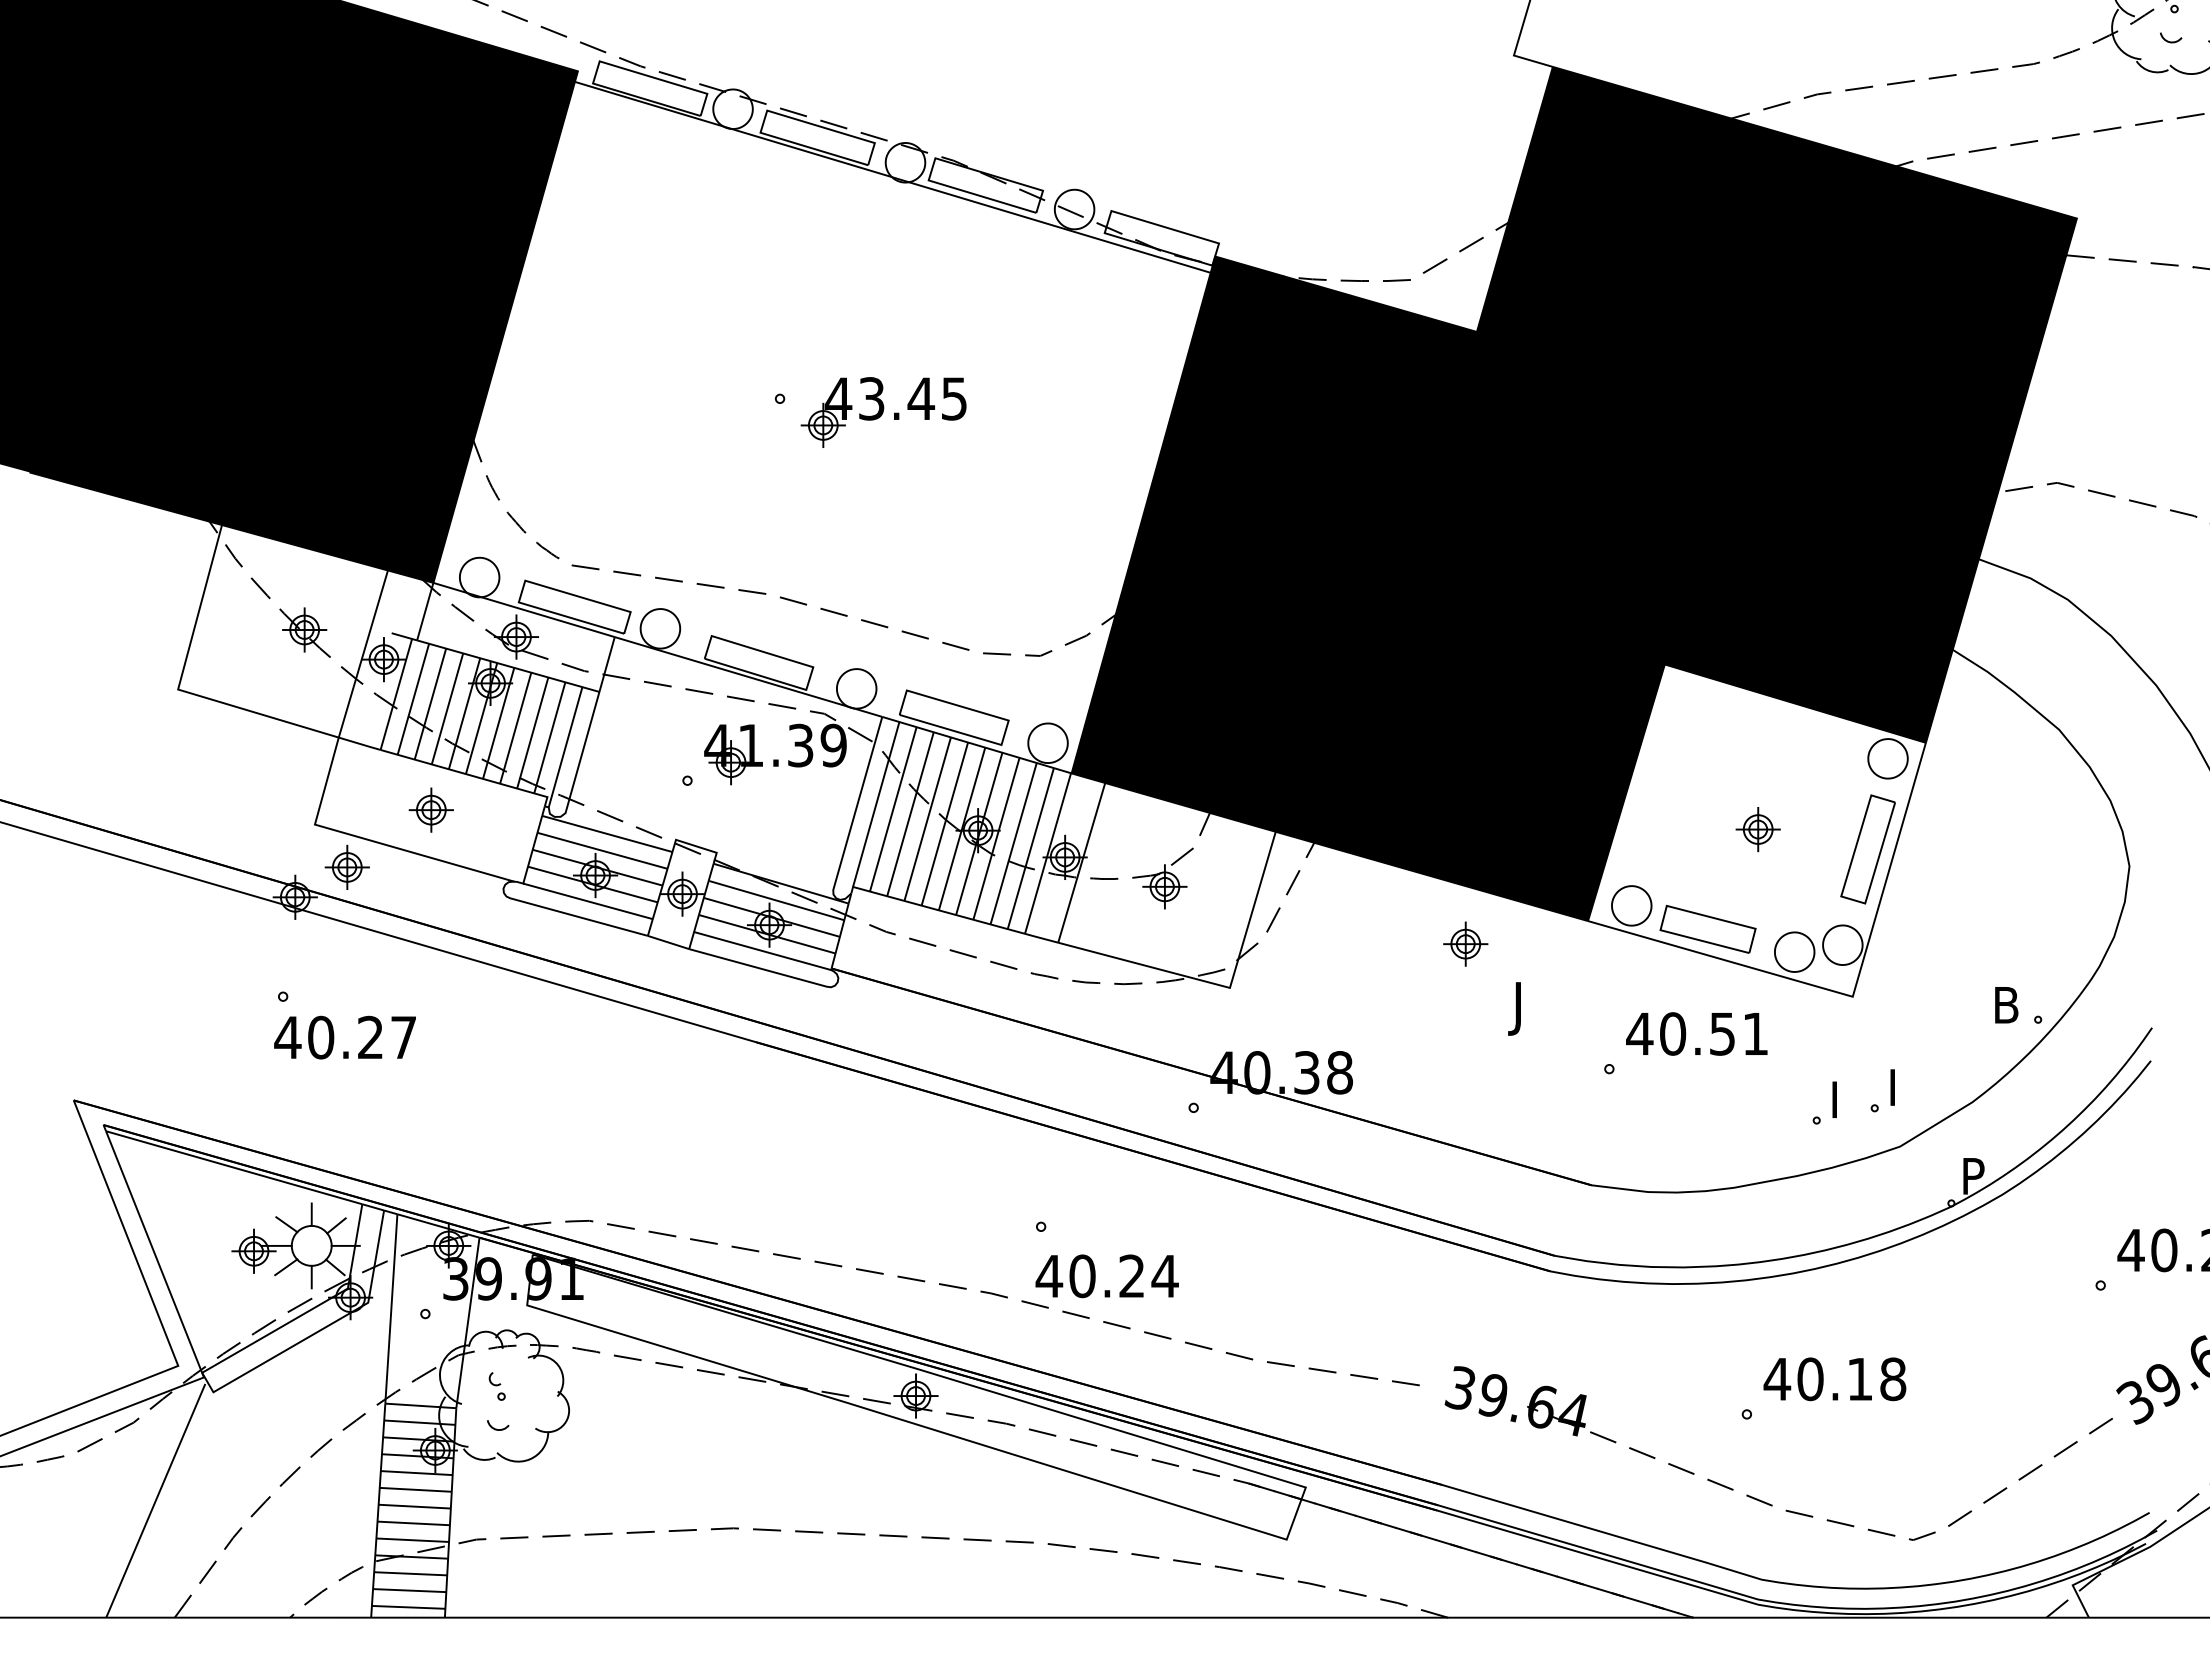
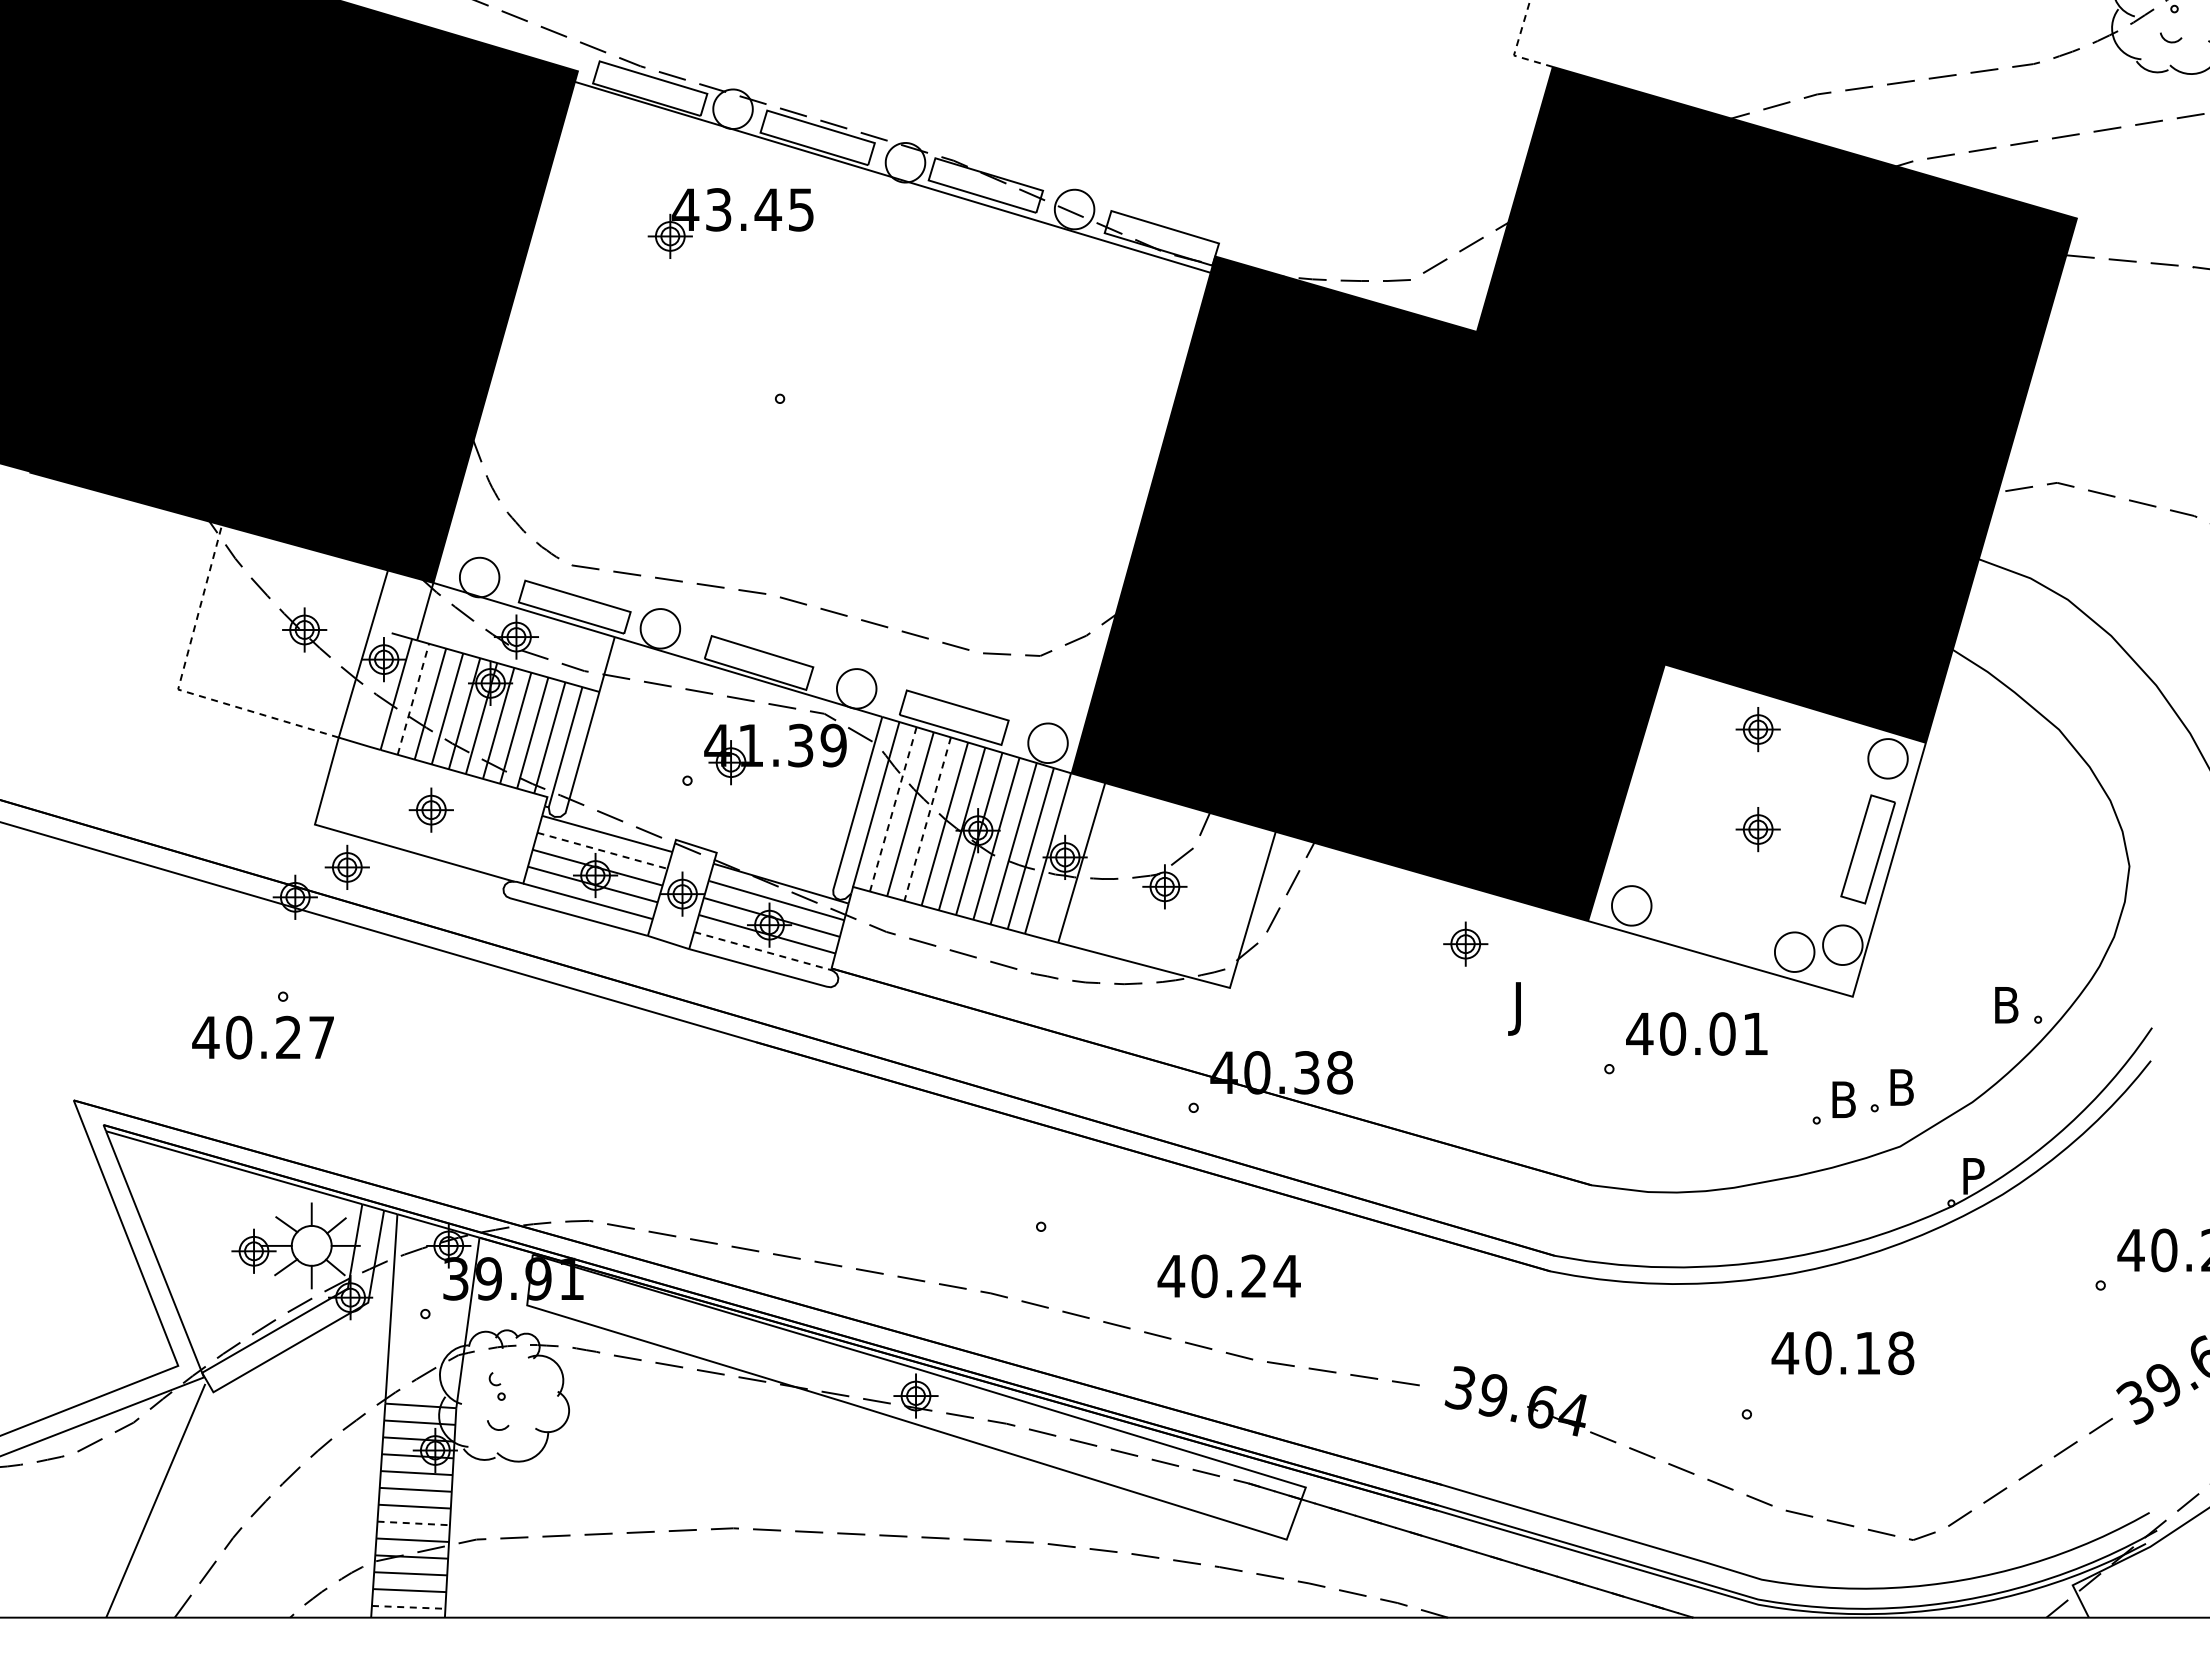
line: solid -> dashed (1516, 47)
part position: (883, 412) -> (730, 223) (730, 223)
line: solid -> dashed (178, 688)
line: solid -> dashed (413, 699)
part: none -> present (1757, 729)
line: solid -> dashed (893, 809)
line: solid -> dashed (927, 819)
line: solid -> dashed (602, 850)
part: present -> none (1707, 928)
line: solid -> dashed (763, 951)
text: 40.51 -> 40.01 (1722, 1033)
text position: (344, 1037) -> (262, 1037) (262, 1037)
text: I -> B (1904, 1087)
text: I -> B (1846, 1099)
text position: (1106, 1276) -> (1228, 1276) (1228, 1276)
text position: (1834, 1379) -> (1842, 1353) (1842, 1353)
line: solid -> dashed (414, 1523)
line: solid -> dashed (408, 1607)
